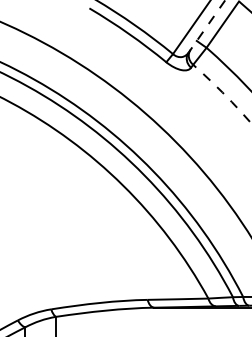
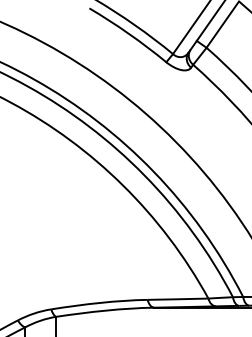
line: dashed -> solid (206, 26)
arc: dashed -> solid (223, 93)
